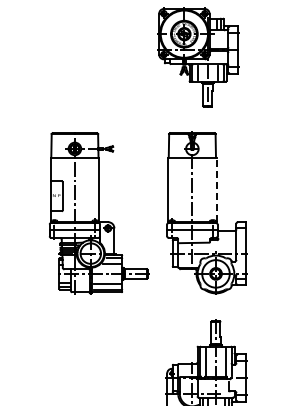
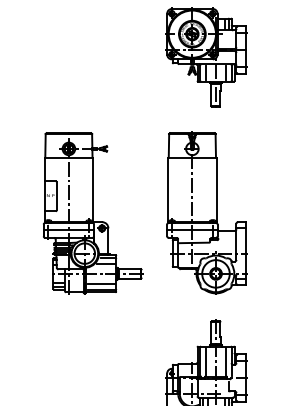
part position: (198, 57) -> (206, 57) (206, 57)
line: dashed -> solid (216, 189)
part position: (99, 213) -> (93, 213) (93, 213)
